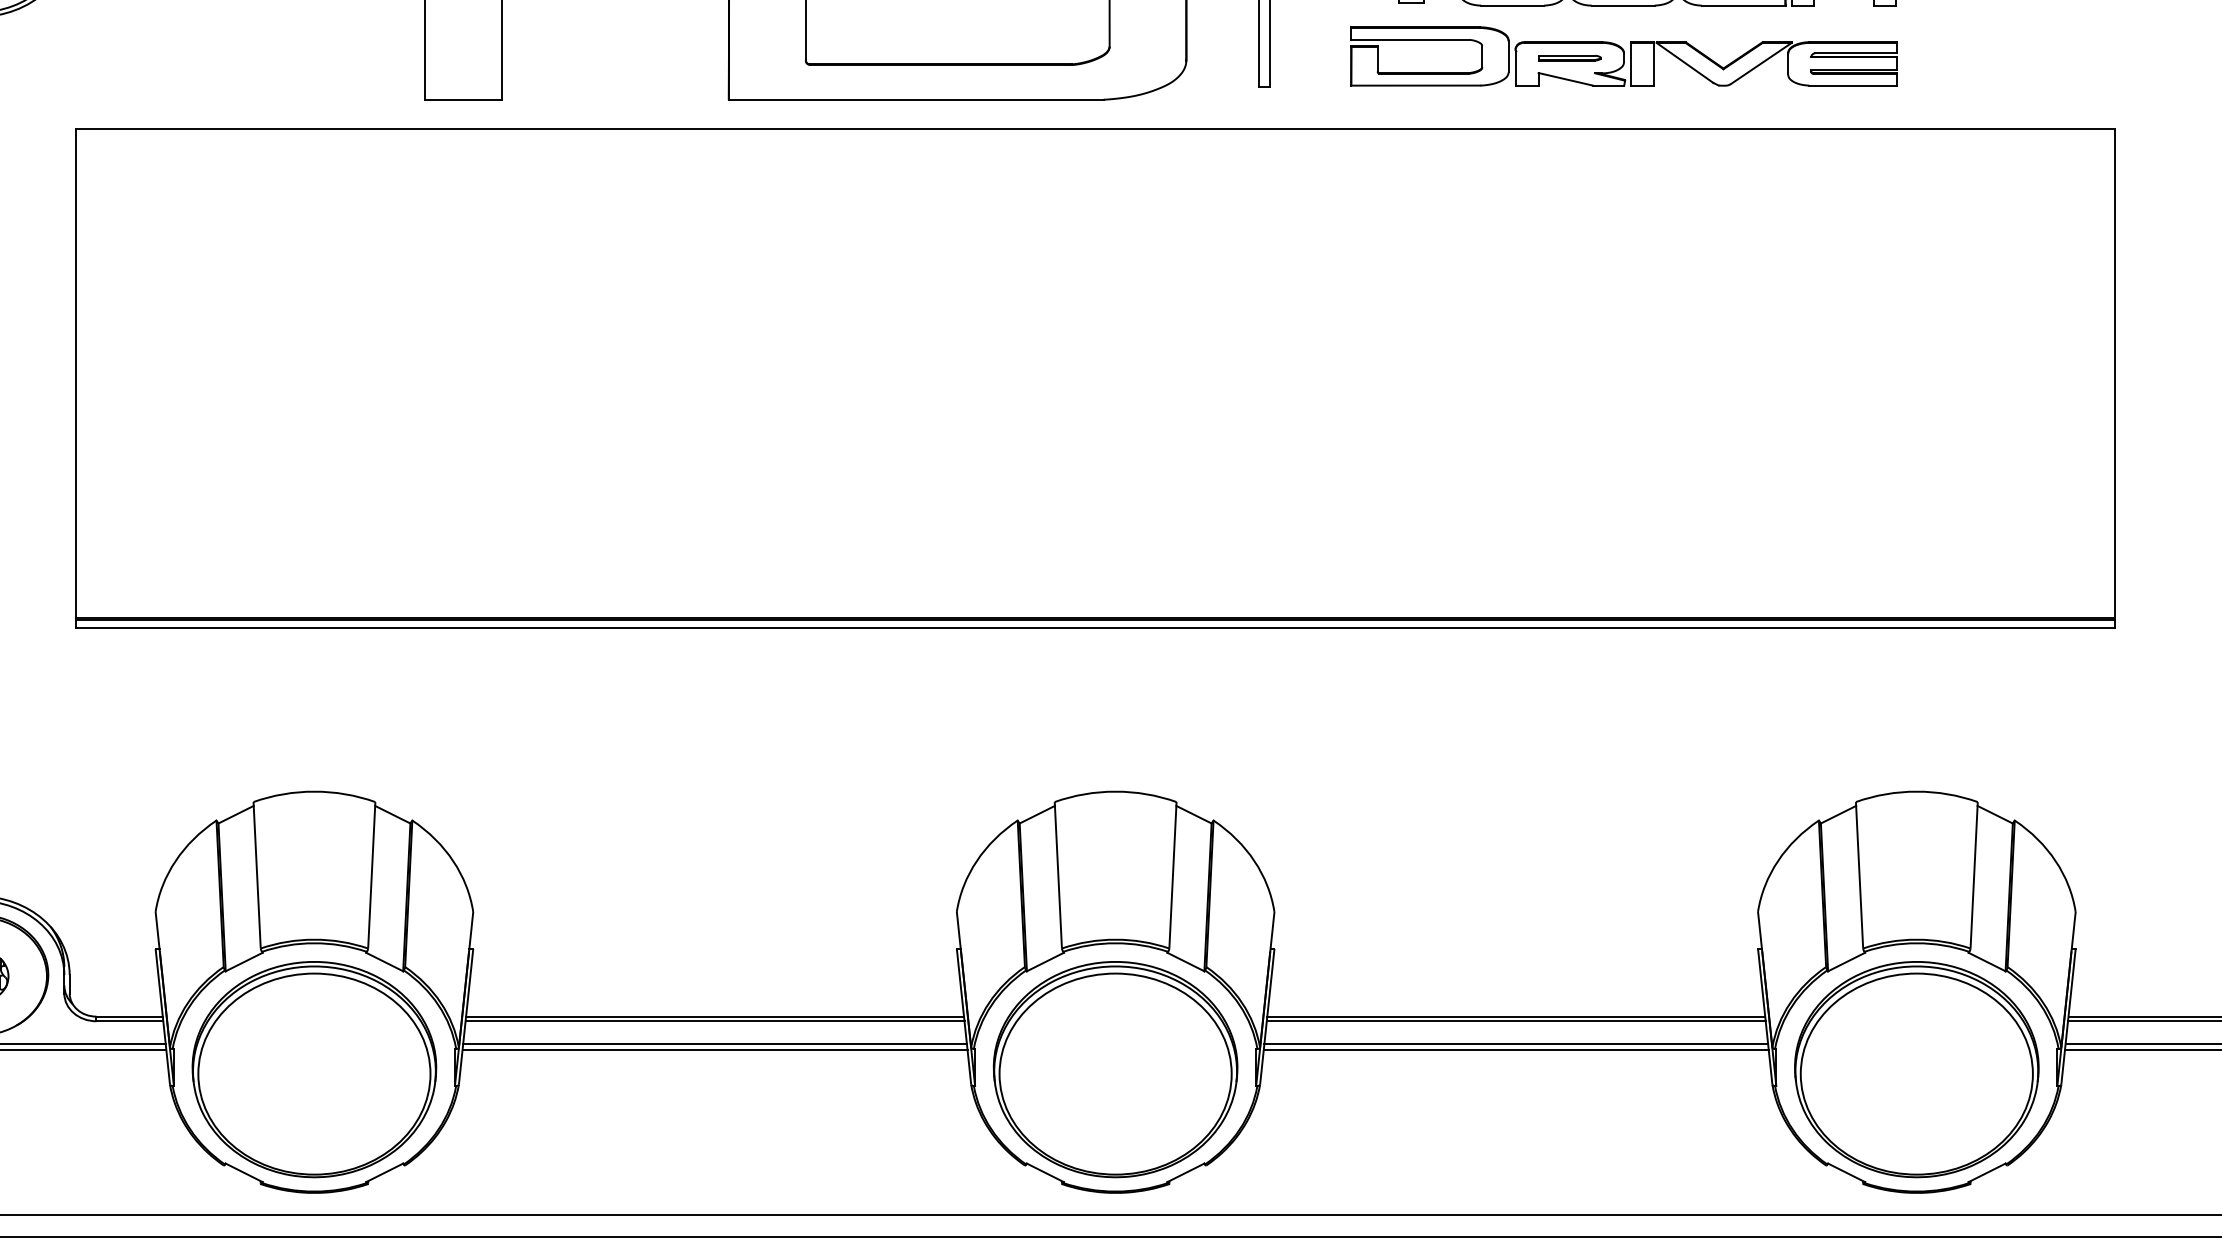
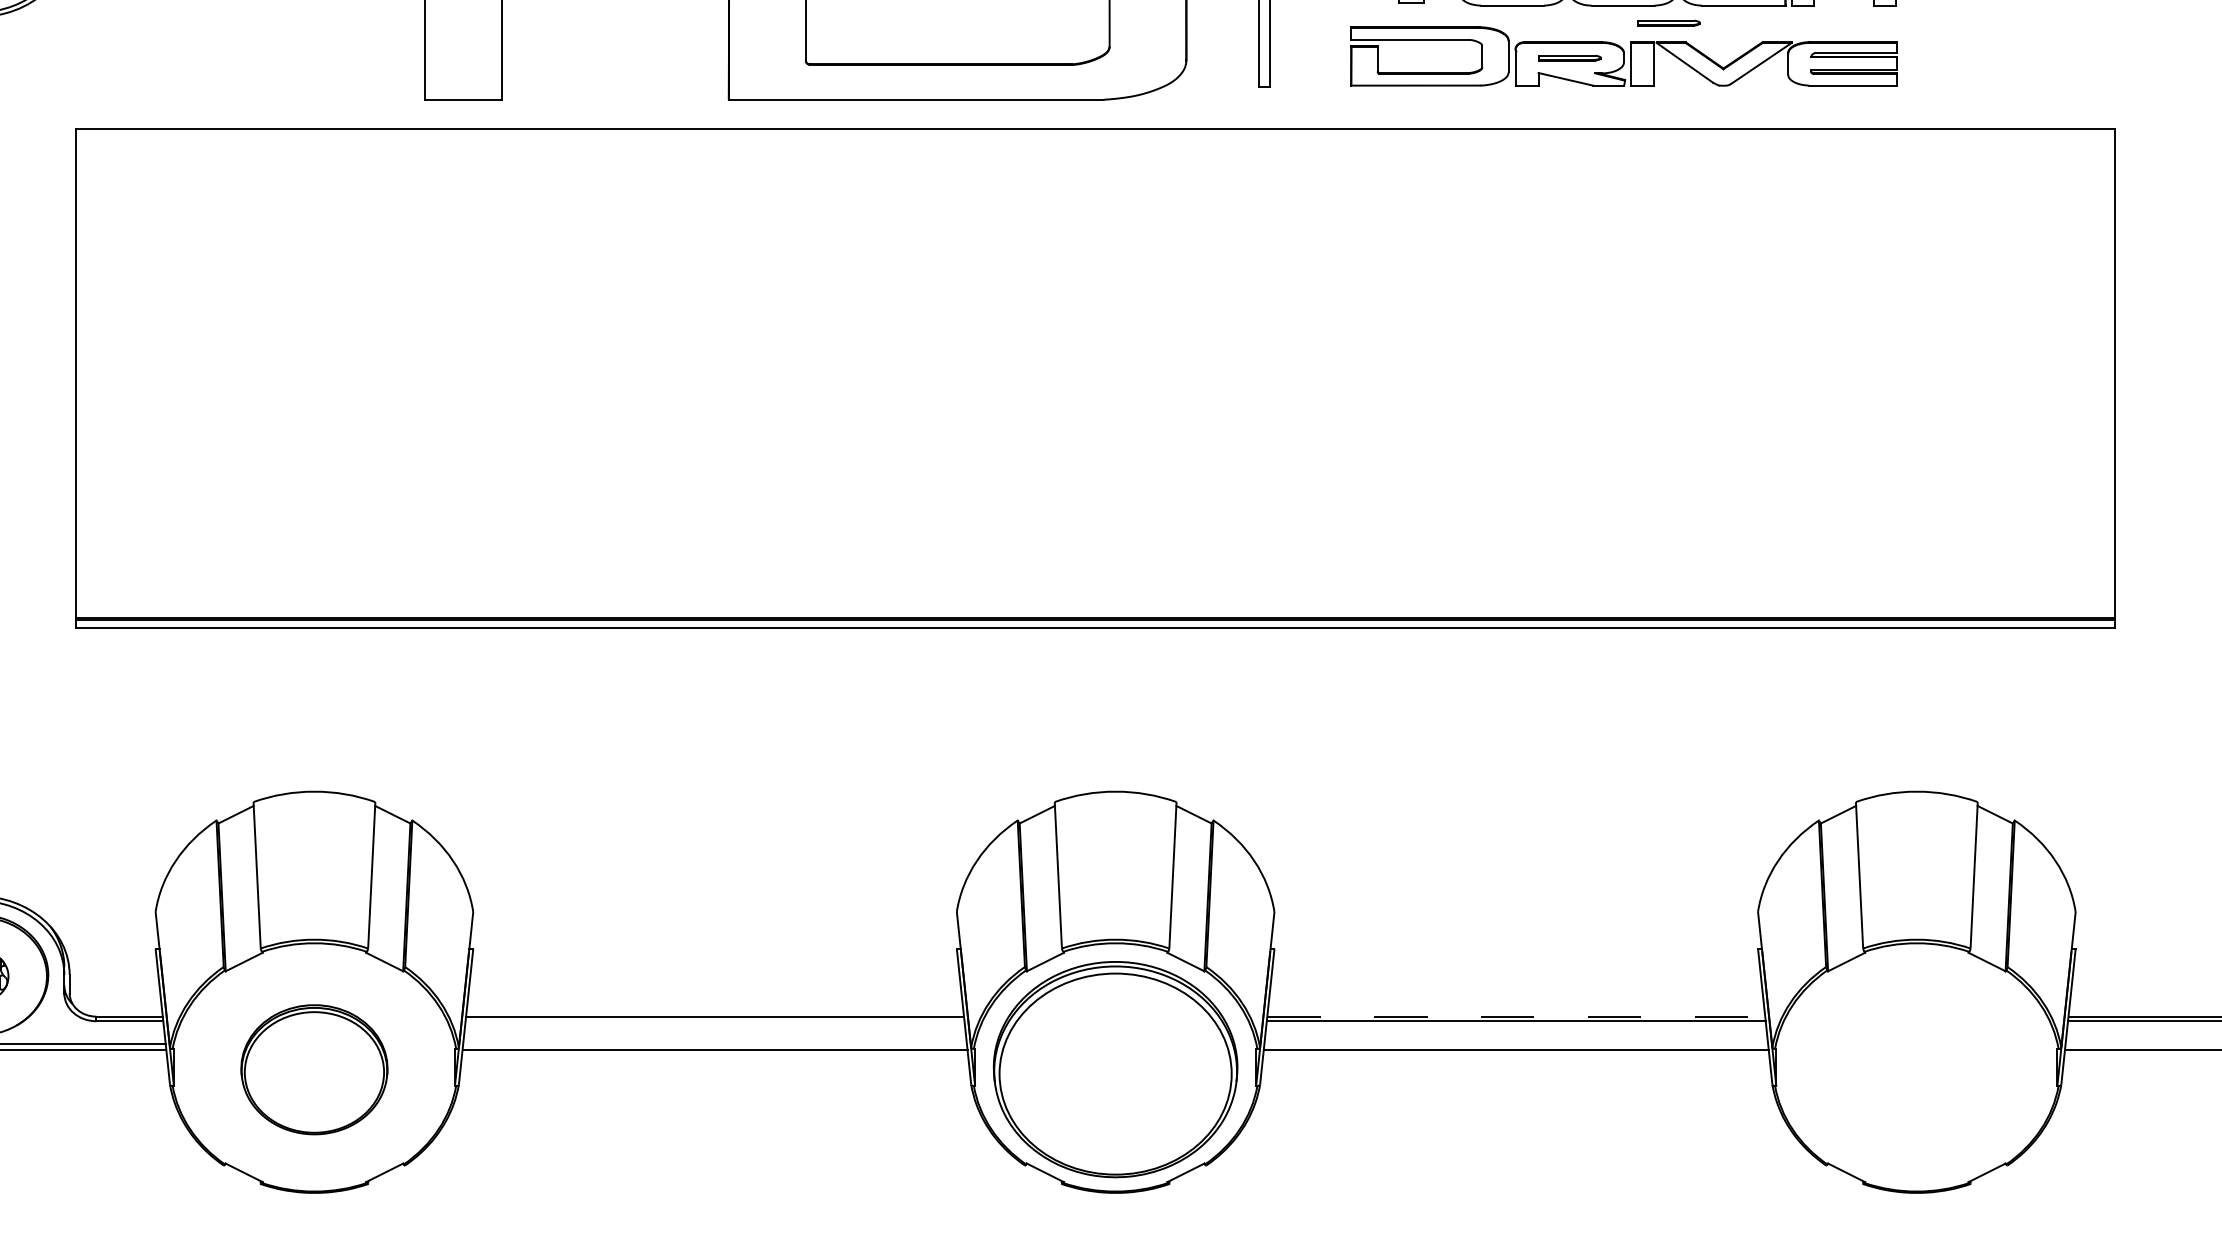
part: none -> present (1668, 23)
line: solid -> dashed (1516, 1016)
line: present -> none (714, 1021)
line: present -> none (714, 1044)
line: present -> none (1516, 1044)
line: present -> none (2141, 1044)
part size: 247x218 px -> 149x132 px (314, 1069)
part: present -> none (1916, 1069)
line: present -> none (1110, 1215)
line: present -> none (1110, 1236)
